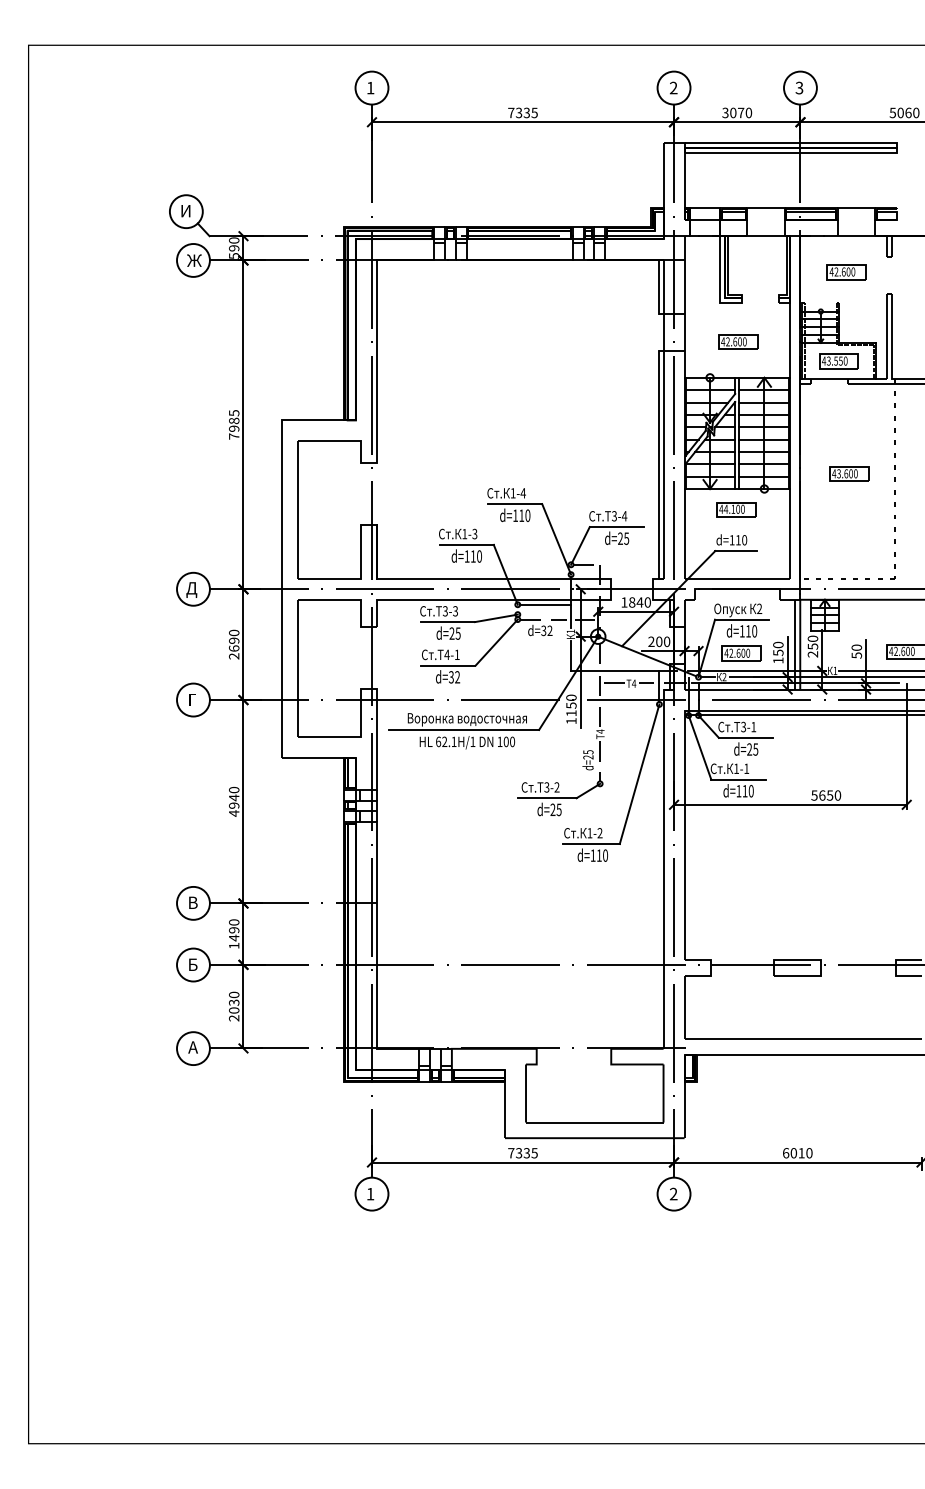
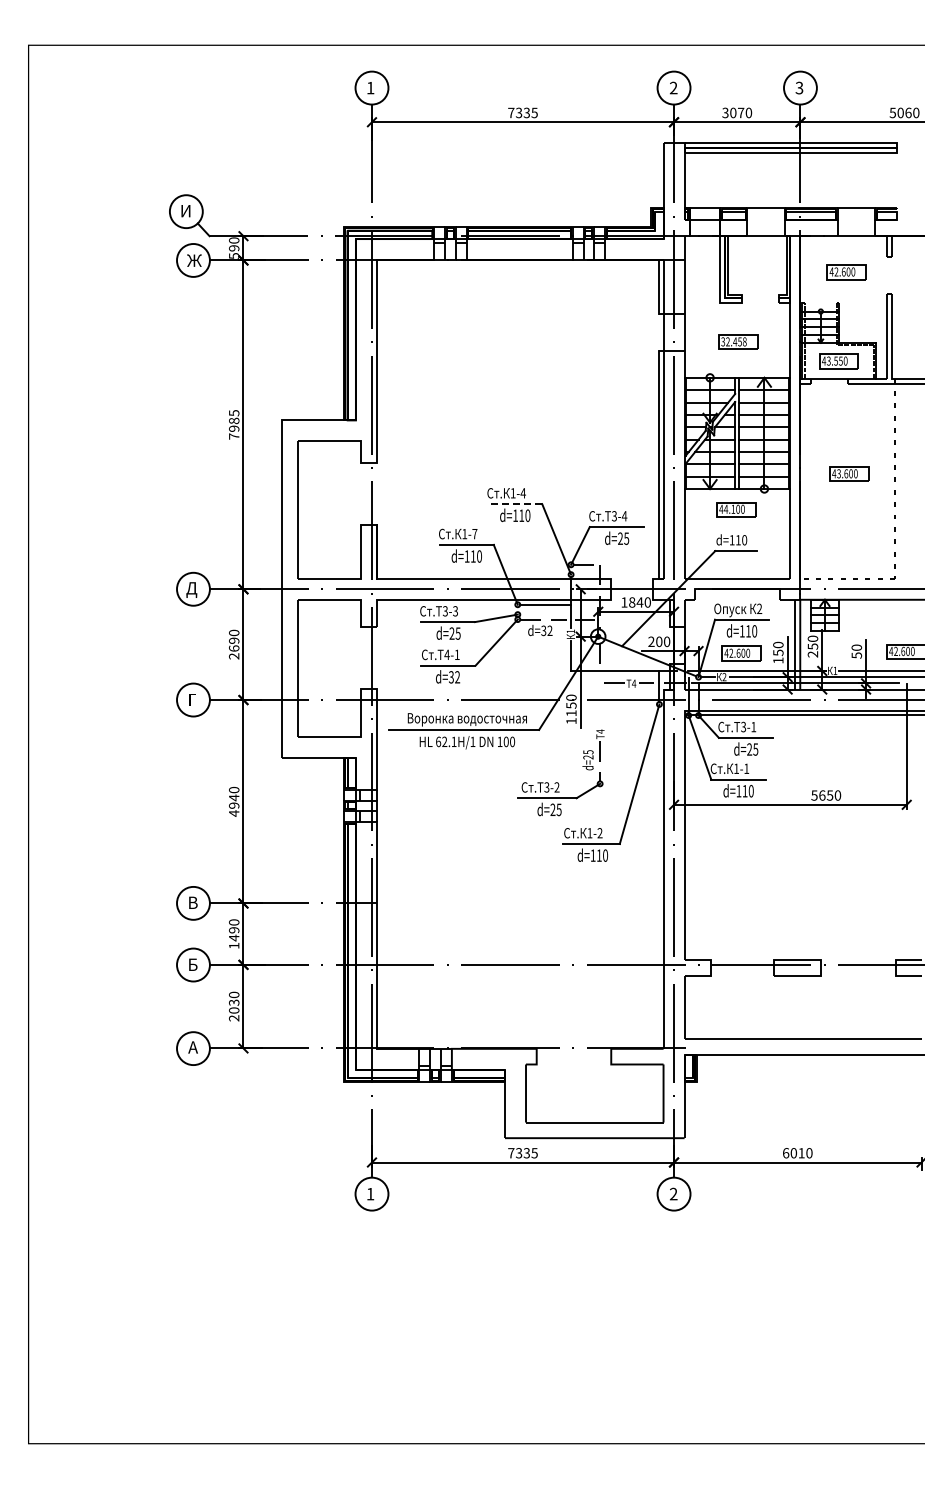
text: 42.600 -> 32.458 (733, 341)
line: solid -> dashed (514, 504)
text: 1-3 -> 1-7 (474, 533)
line: present -> none (600, 700)
